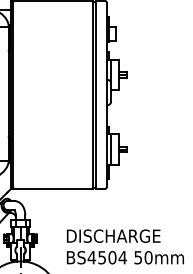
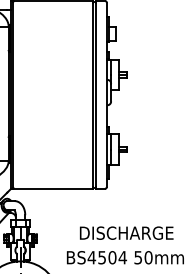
text position: (113, 235) -> (126, 232) (126, 232)
